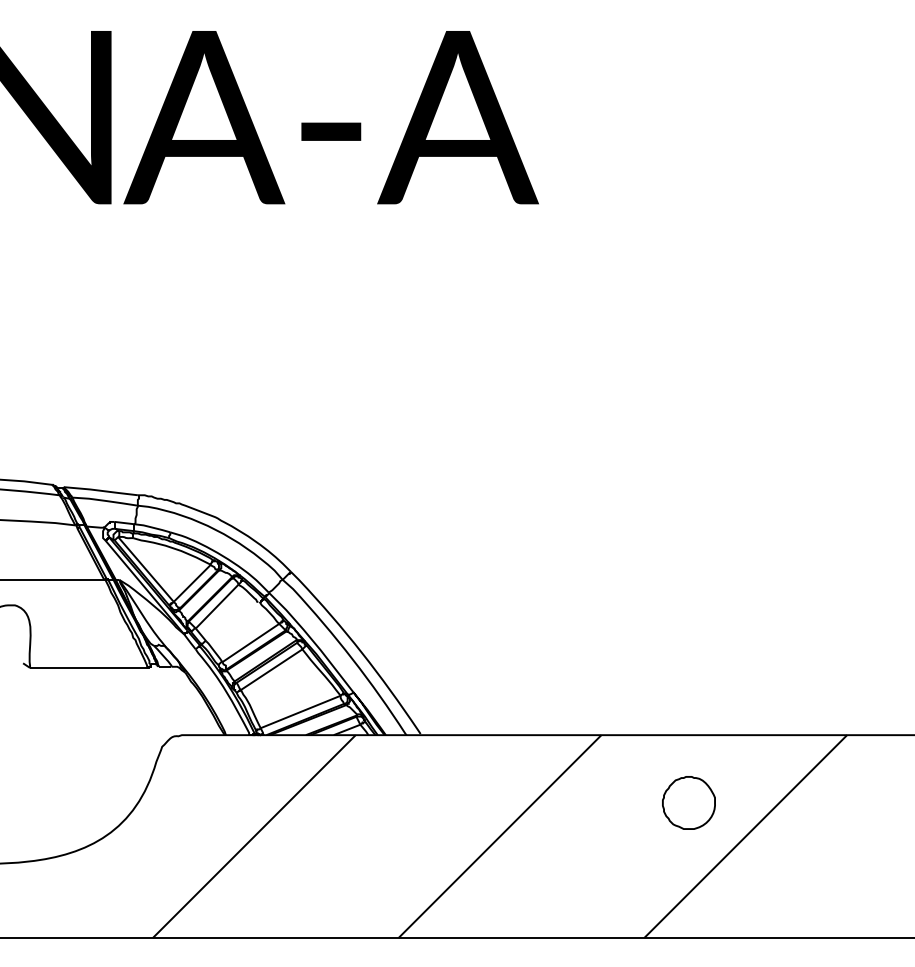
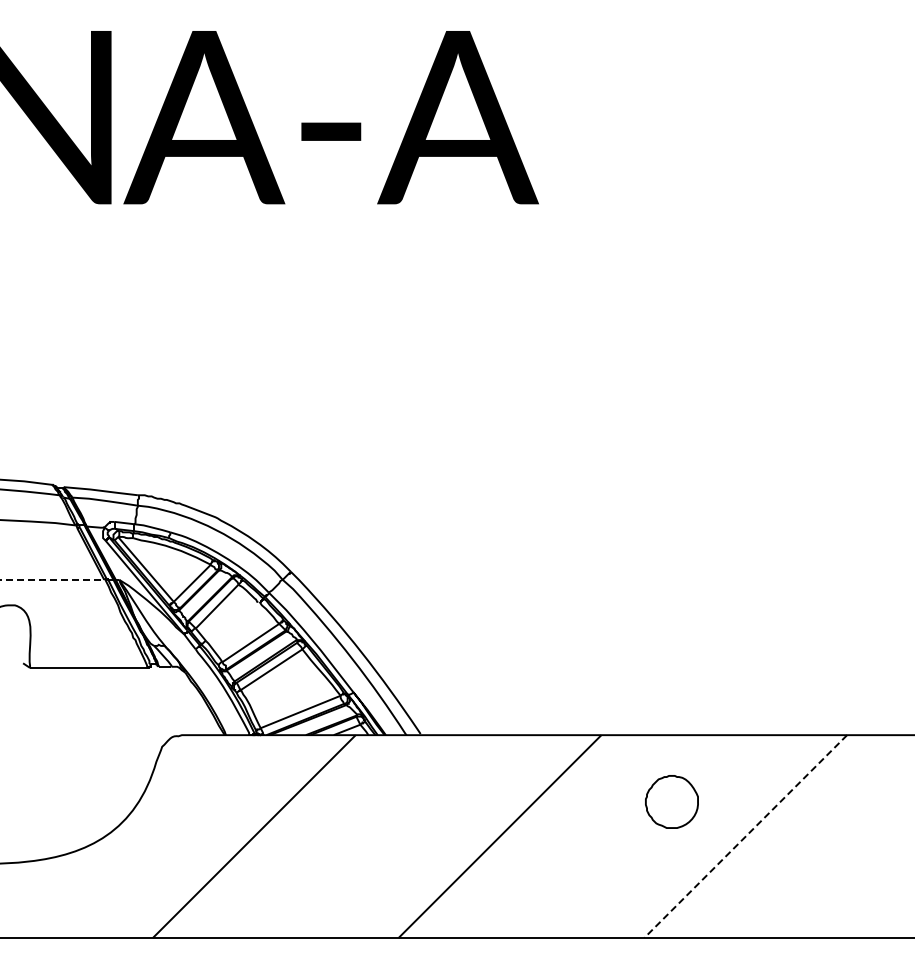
line: solid -> dashed (54, 579)
part position: (688, 802) -> (671, 801) (671, 801)
line: solid -> dashed (745, 836)
